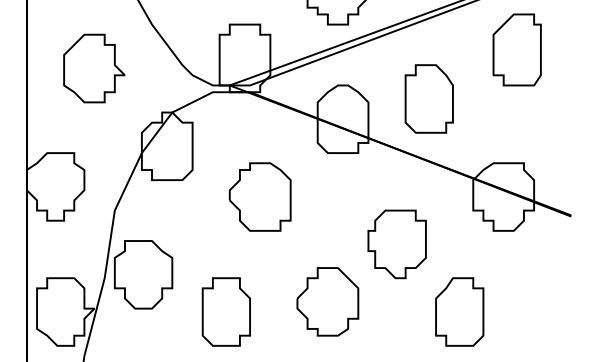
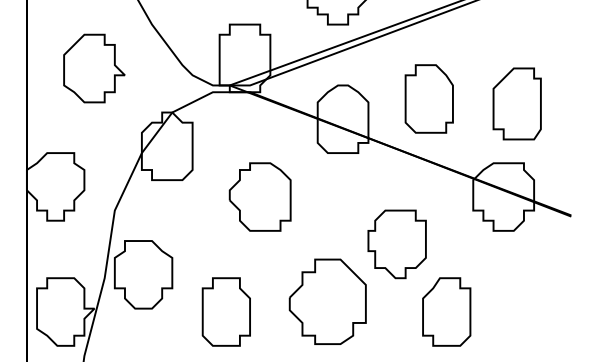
part position: (516, 49) -> (516, 103) (516, 103)
part size: 64x70 px -> 79x87 px (327, 301)
part position: (459, 311) -> (446, 311) (446, 311)
